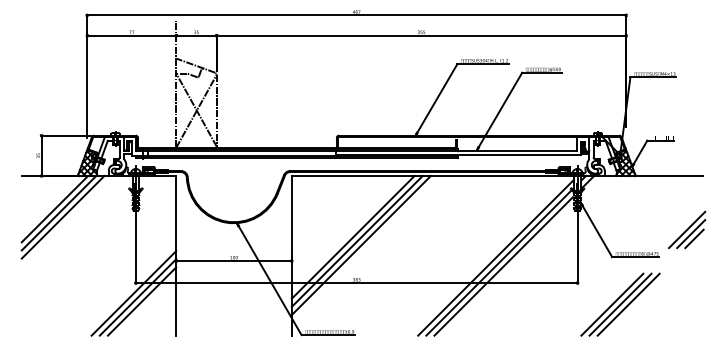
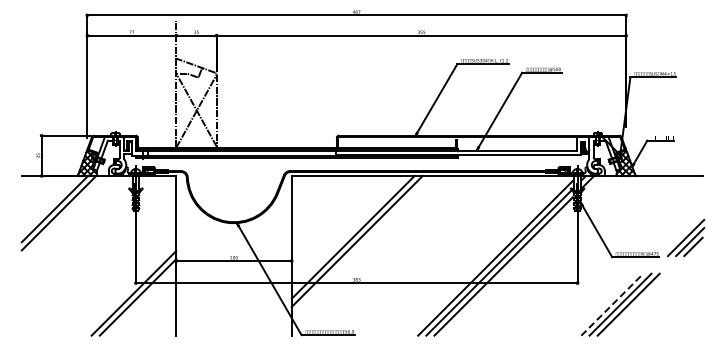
line: present -> none (62, 217)
part position: (687, 229) -> (686, 237) (686, 237)
line: present -> none (360, 245)
line: present -> none (141, 301)
line: solid -> dashed (612, 304)
